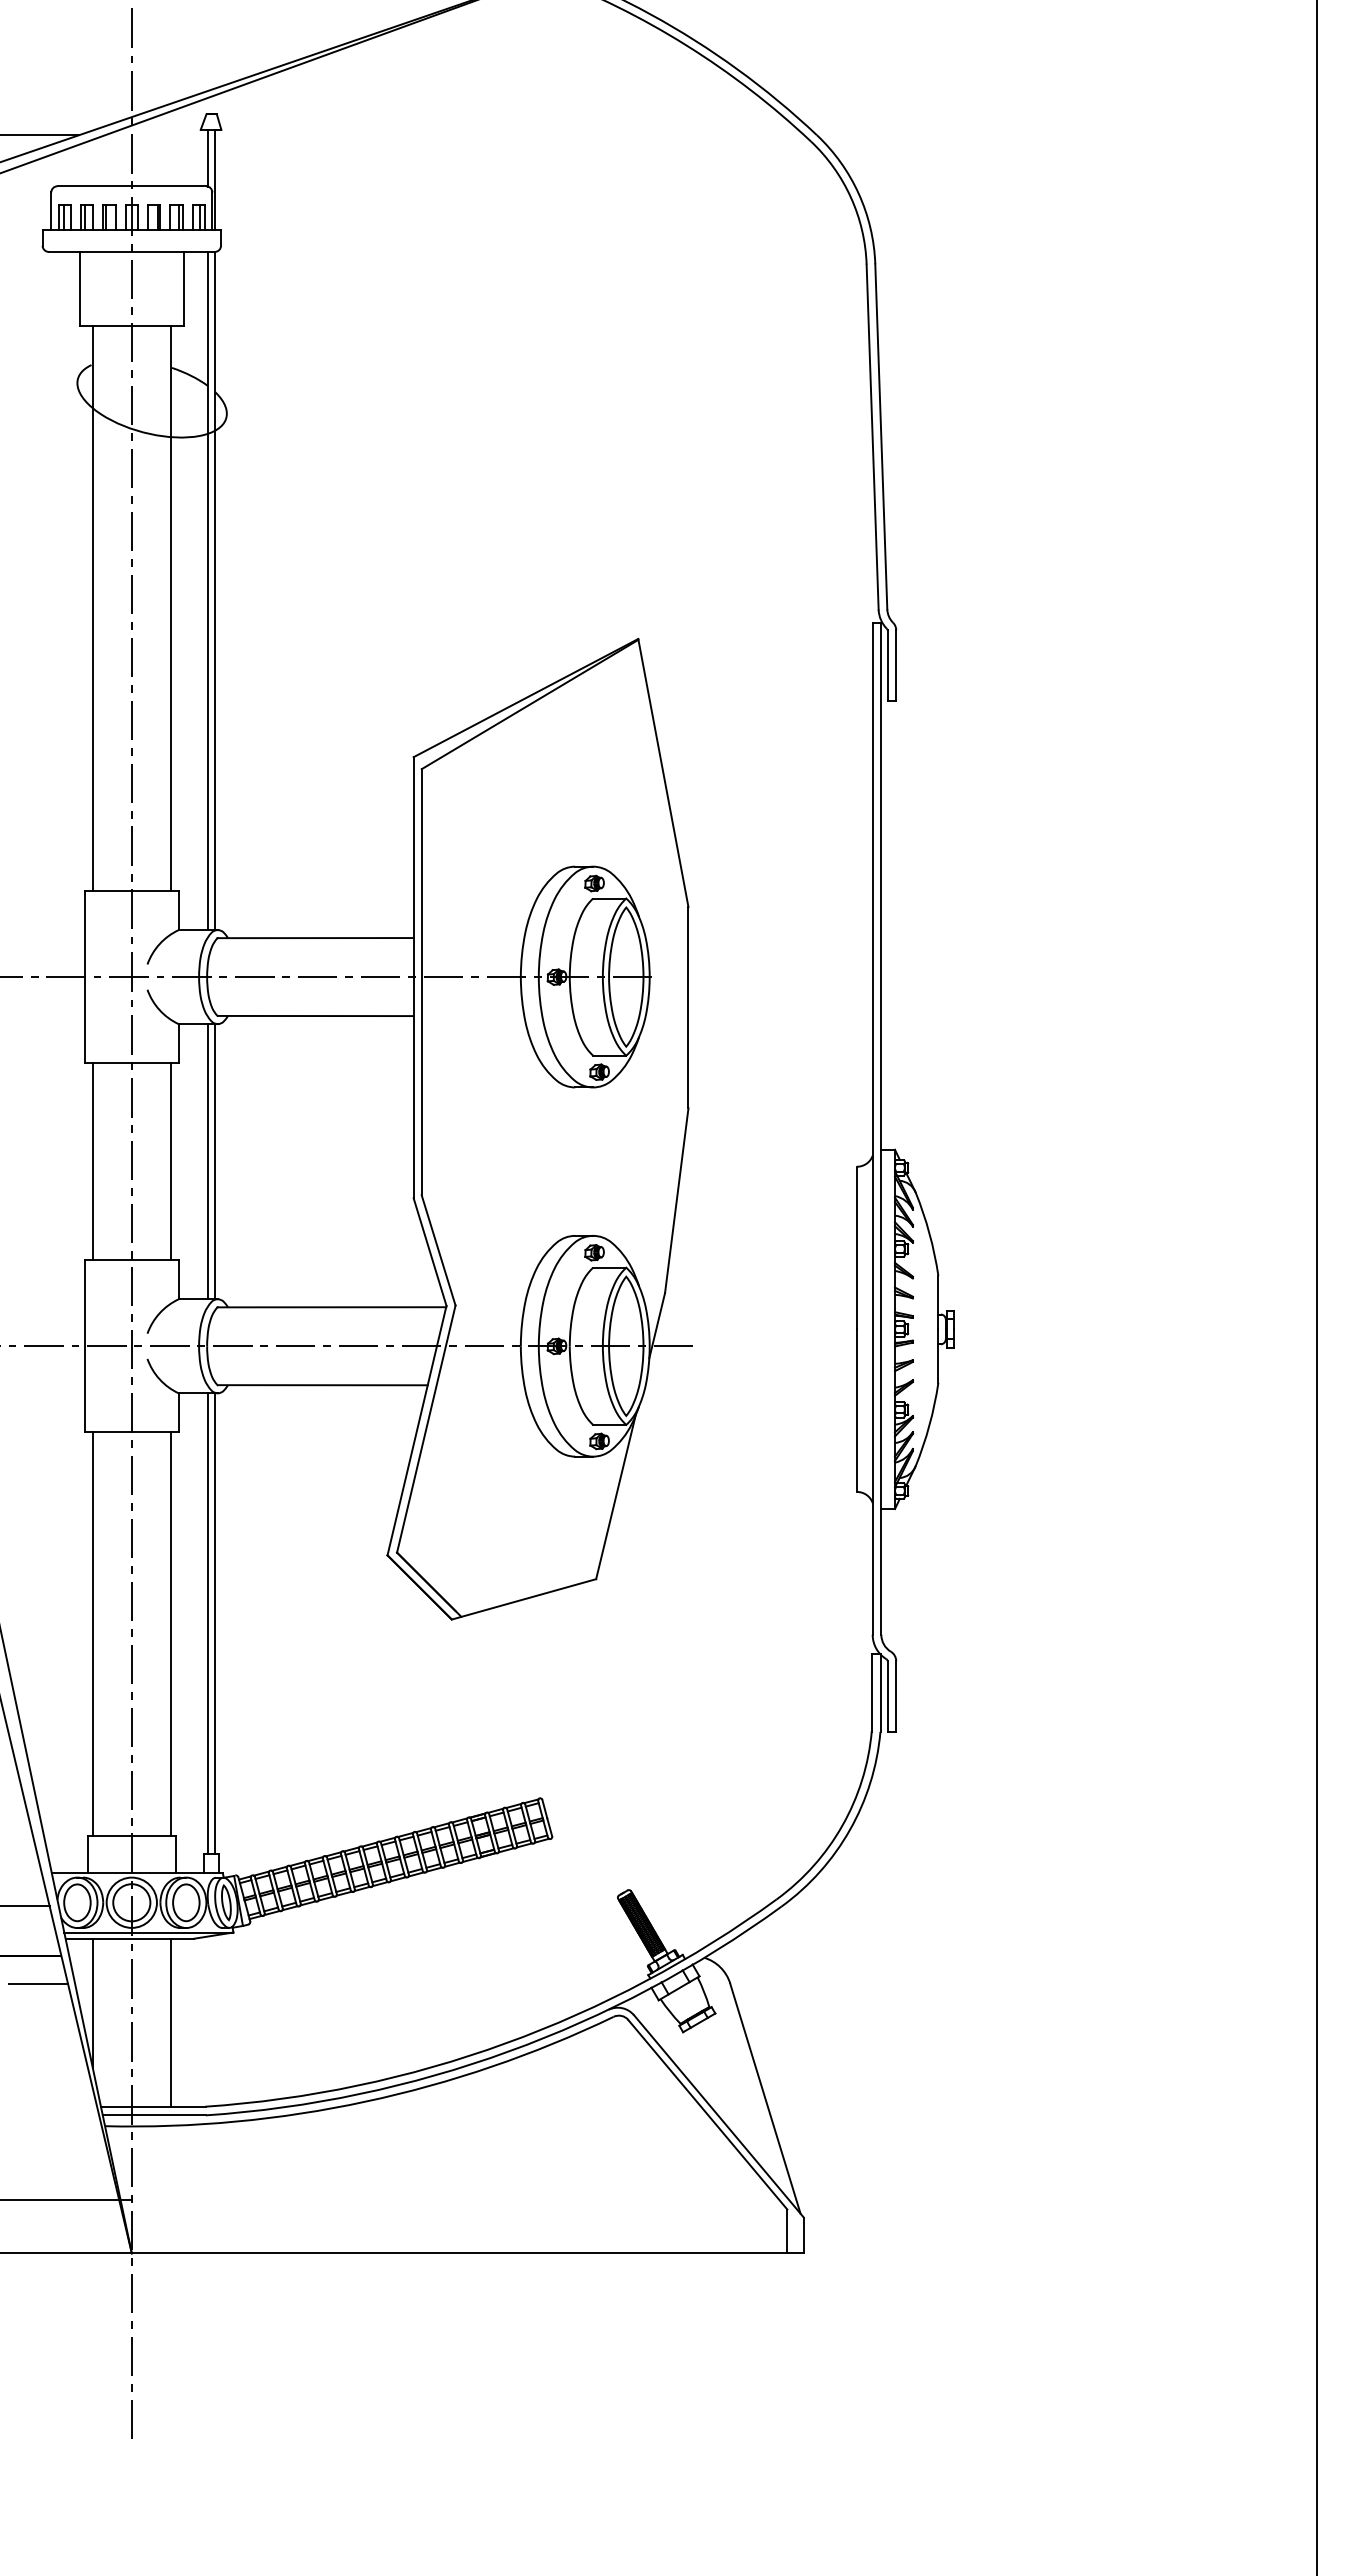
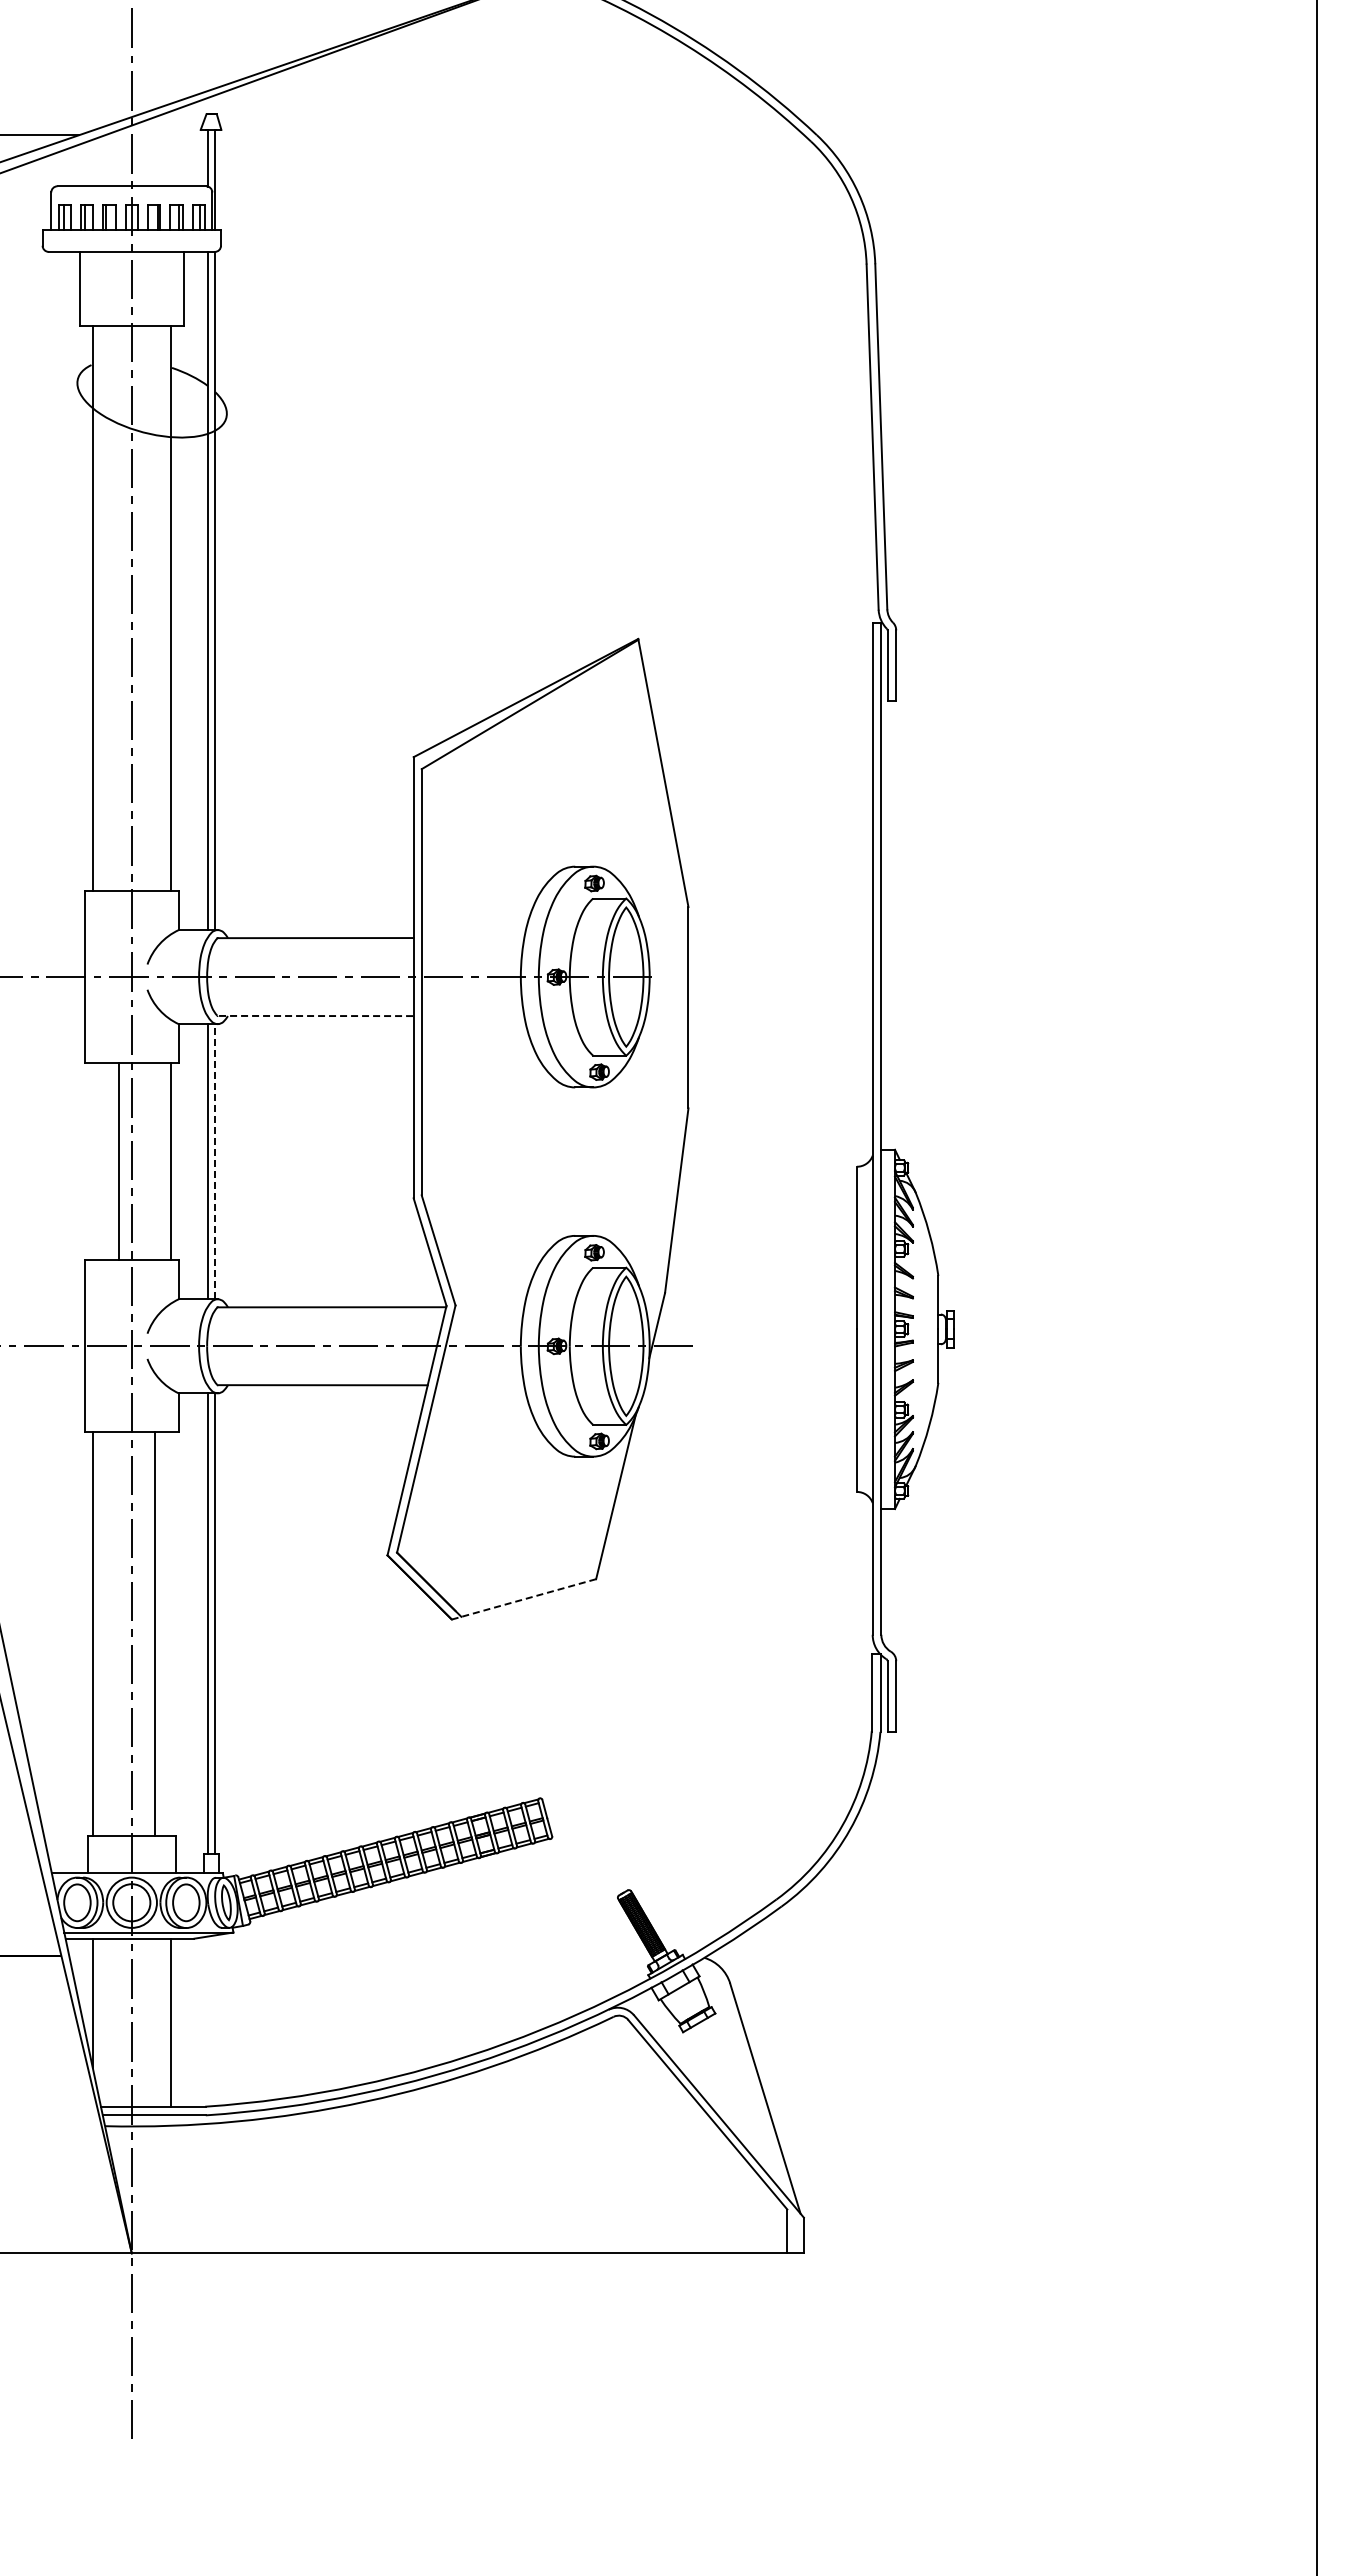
line: solid -> dashed (315, 1016)
line position: (92, 1161) -> (118, 1161) (118, 1161)
line: solid -> dashed (215, 1161)
line: solid -> dashed (524, 1599)
line position: (170, 1633) -> (154, 1633) (154, 1633)
line: present -> none (25, 1906)
line: present -> none (38, 1983)
line: present -> none (66, 2199)
